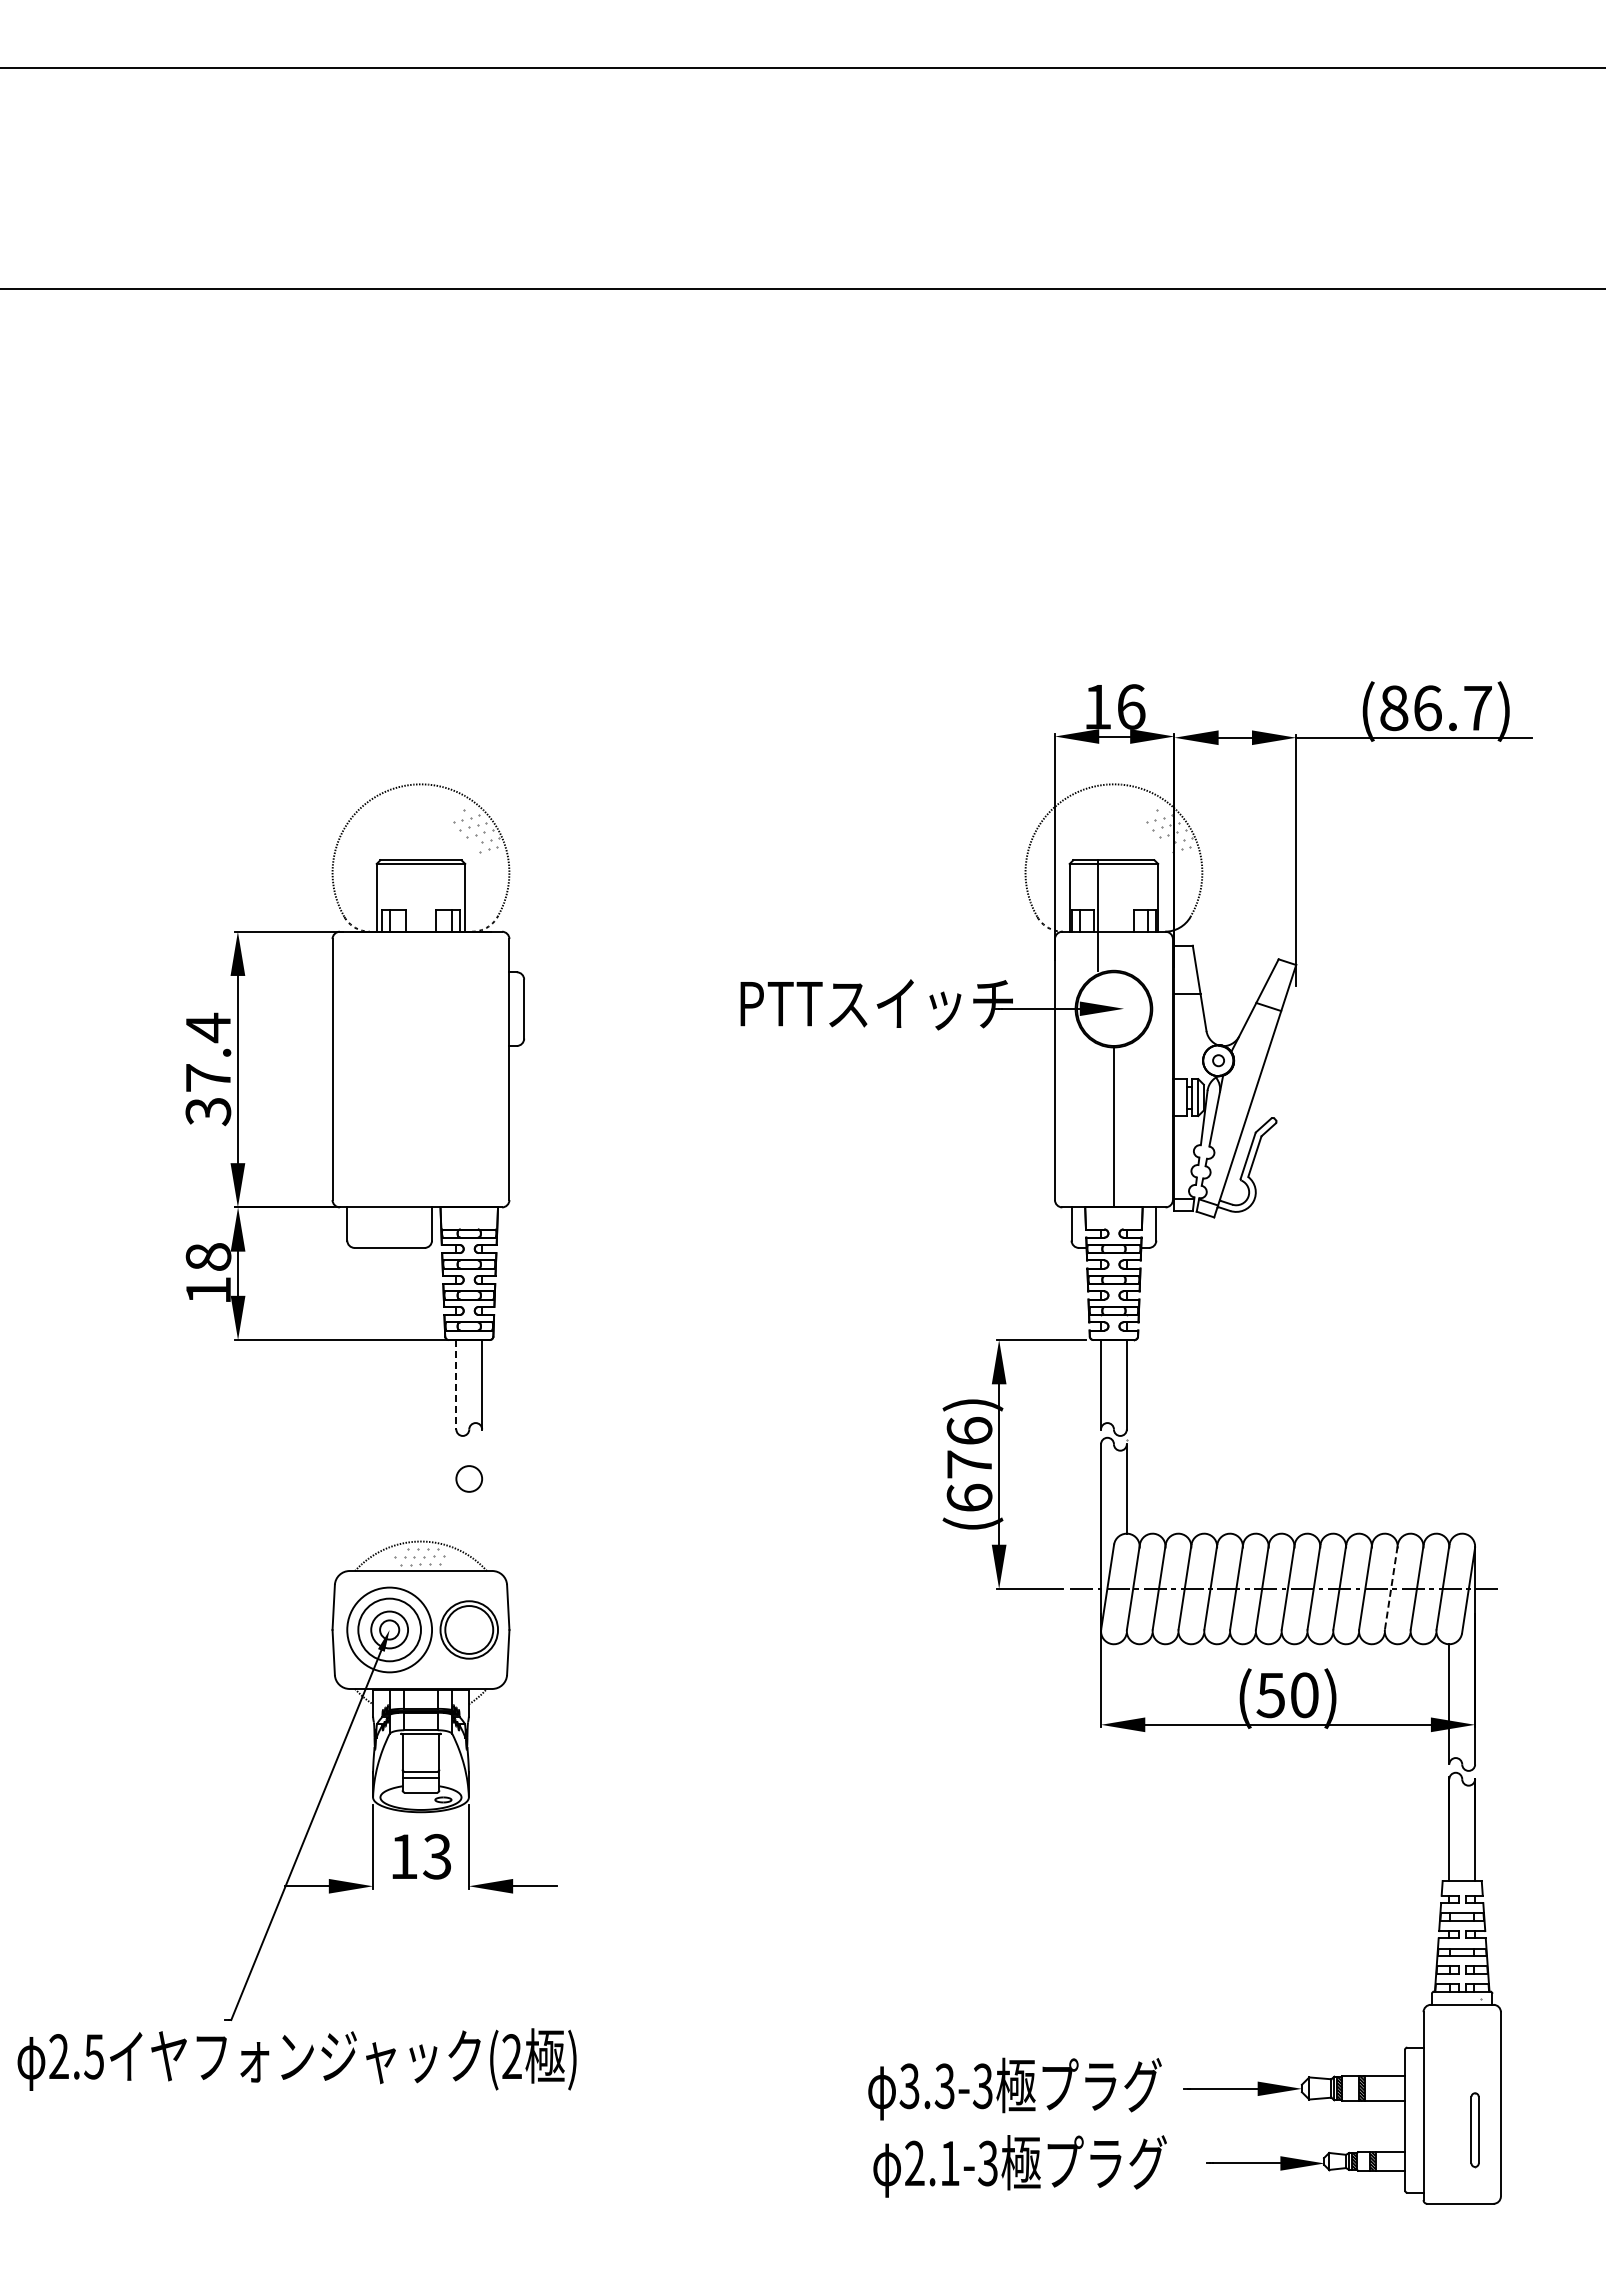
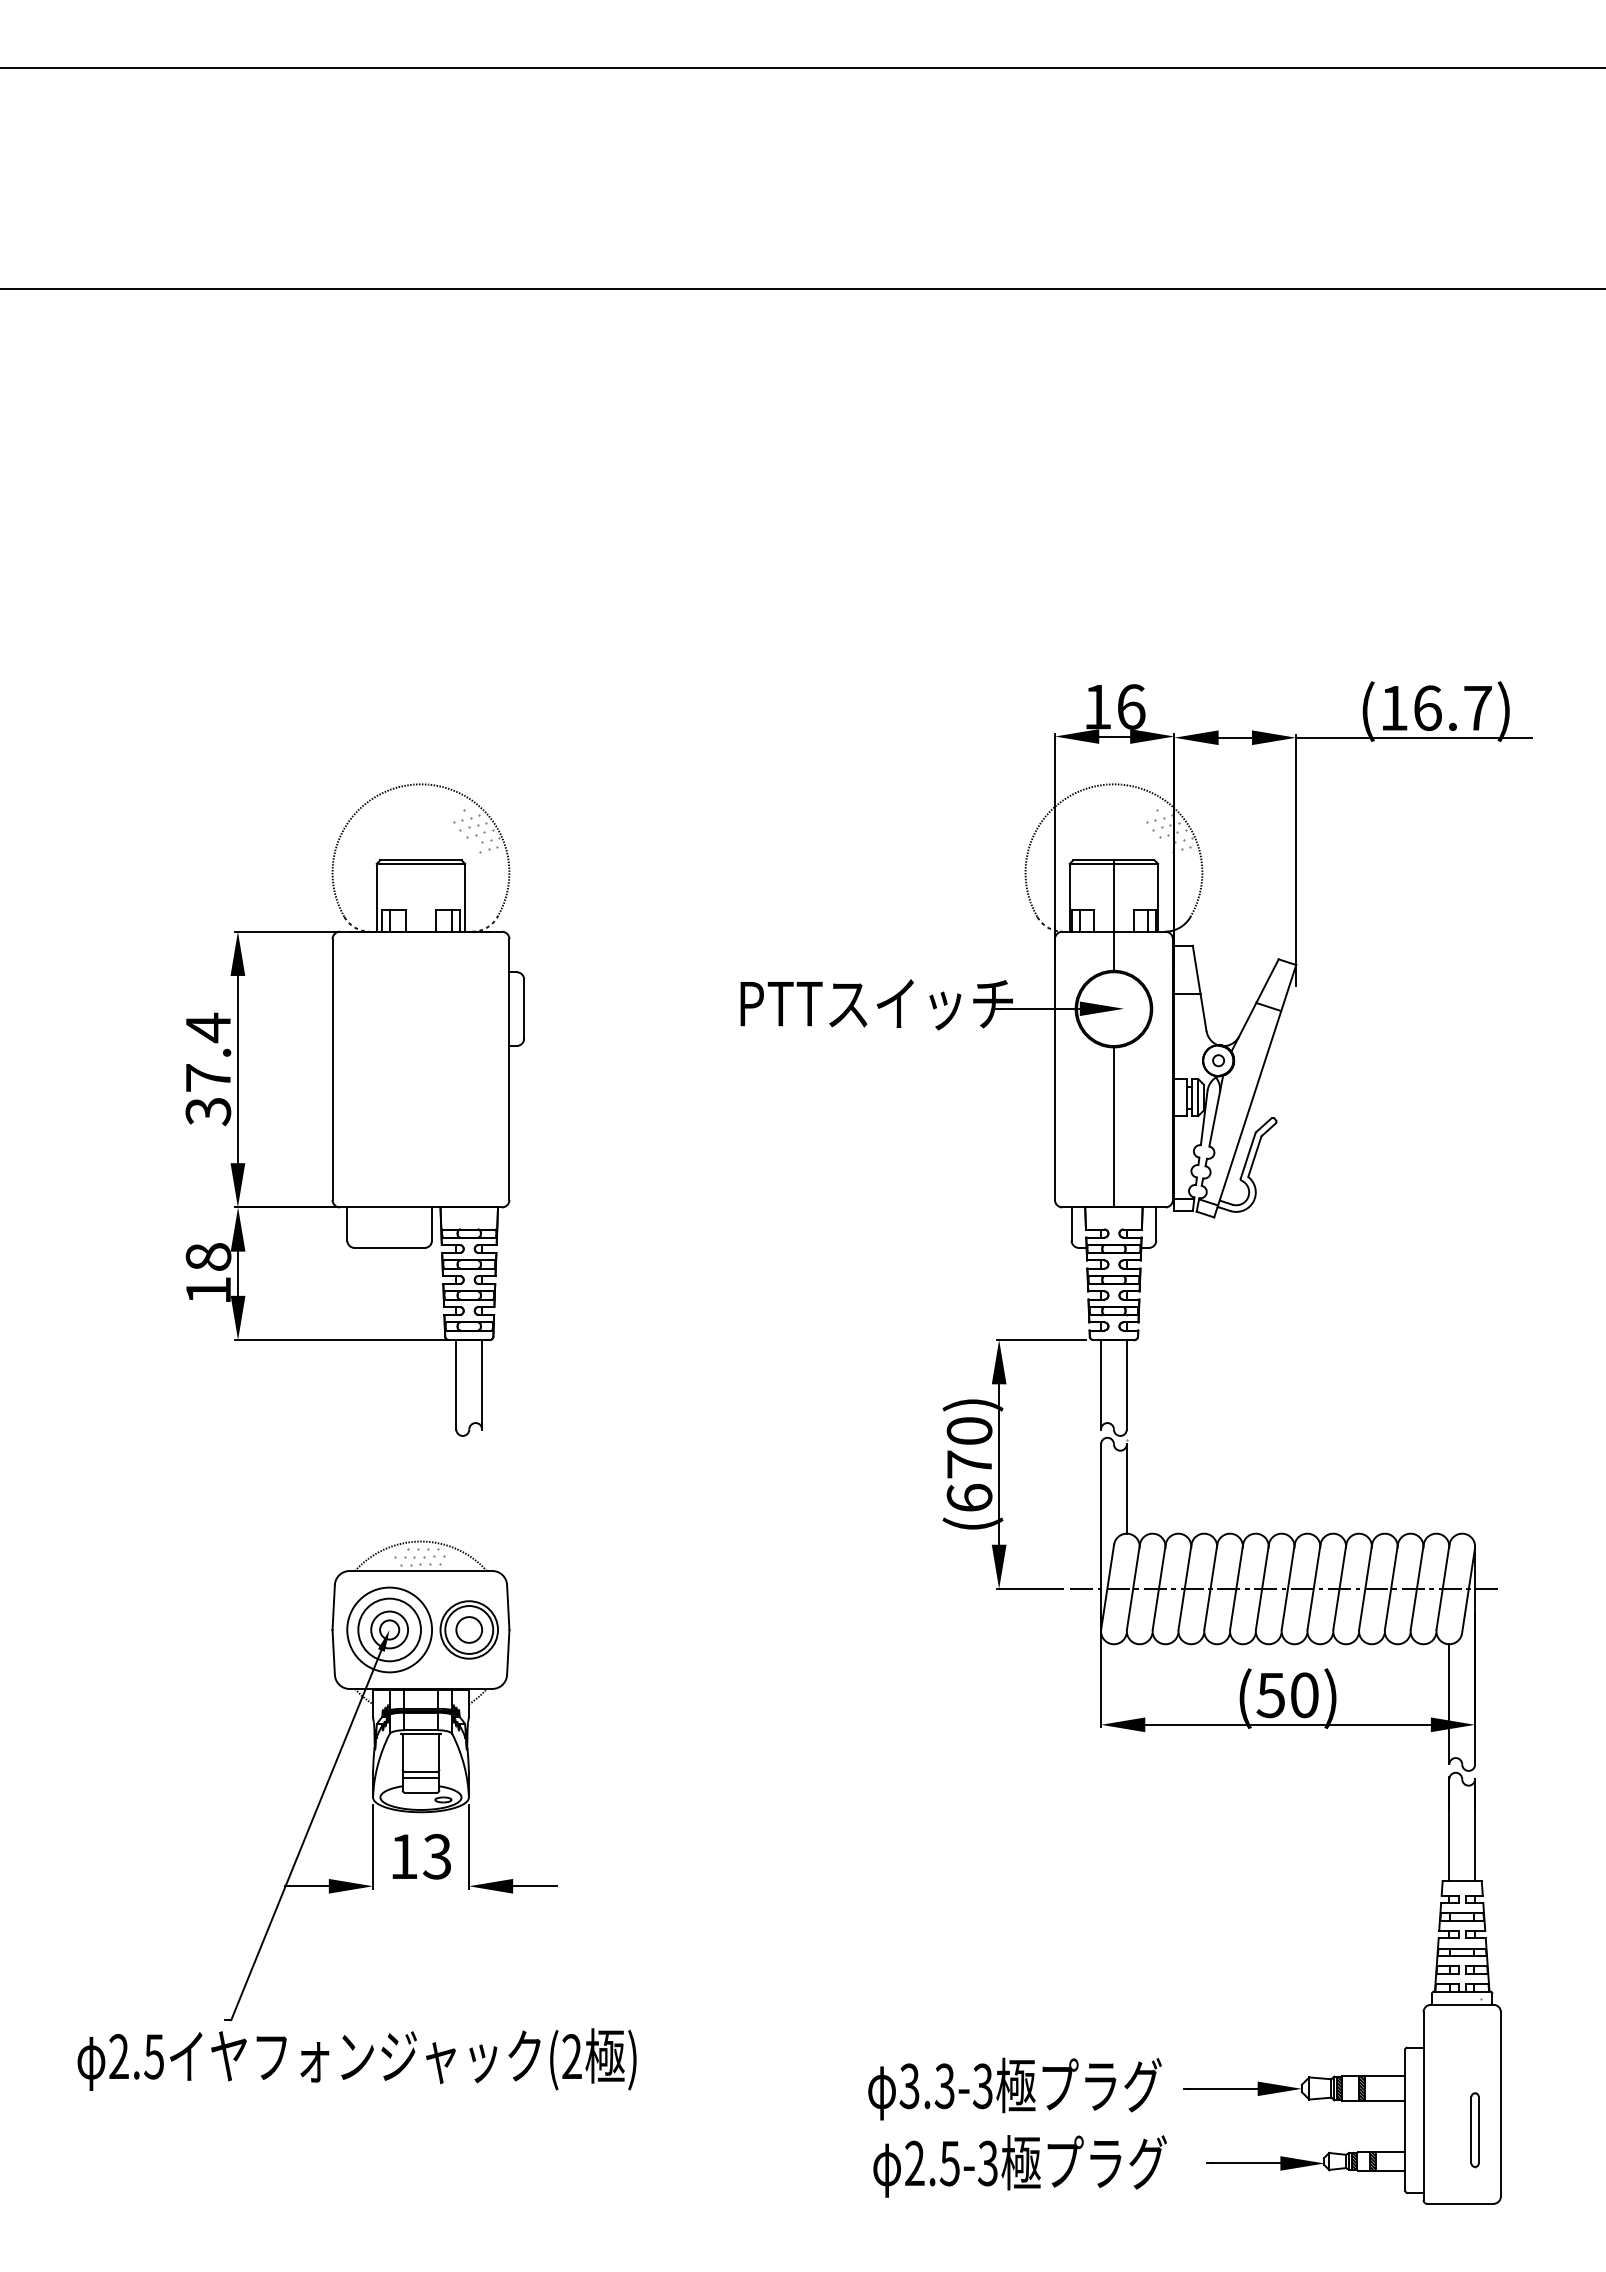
text: (86.7) -> (16.7) (1394, 708)
line position: (1097, 915) -> (1113, 915) (1113, 915)
line: dashed -> solid (456, 1384)
text: (676) -> (670) (969, 1430)
circle position: (468, 1478) -> (468, 1629) (468, 1629)
line: dashed -> solid (1391, 1587)
text position: (296, 2059) -> (356, 2059) (356, 2059)
text: 2.1-3 -> 2.5-3 (949, 2163)
